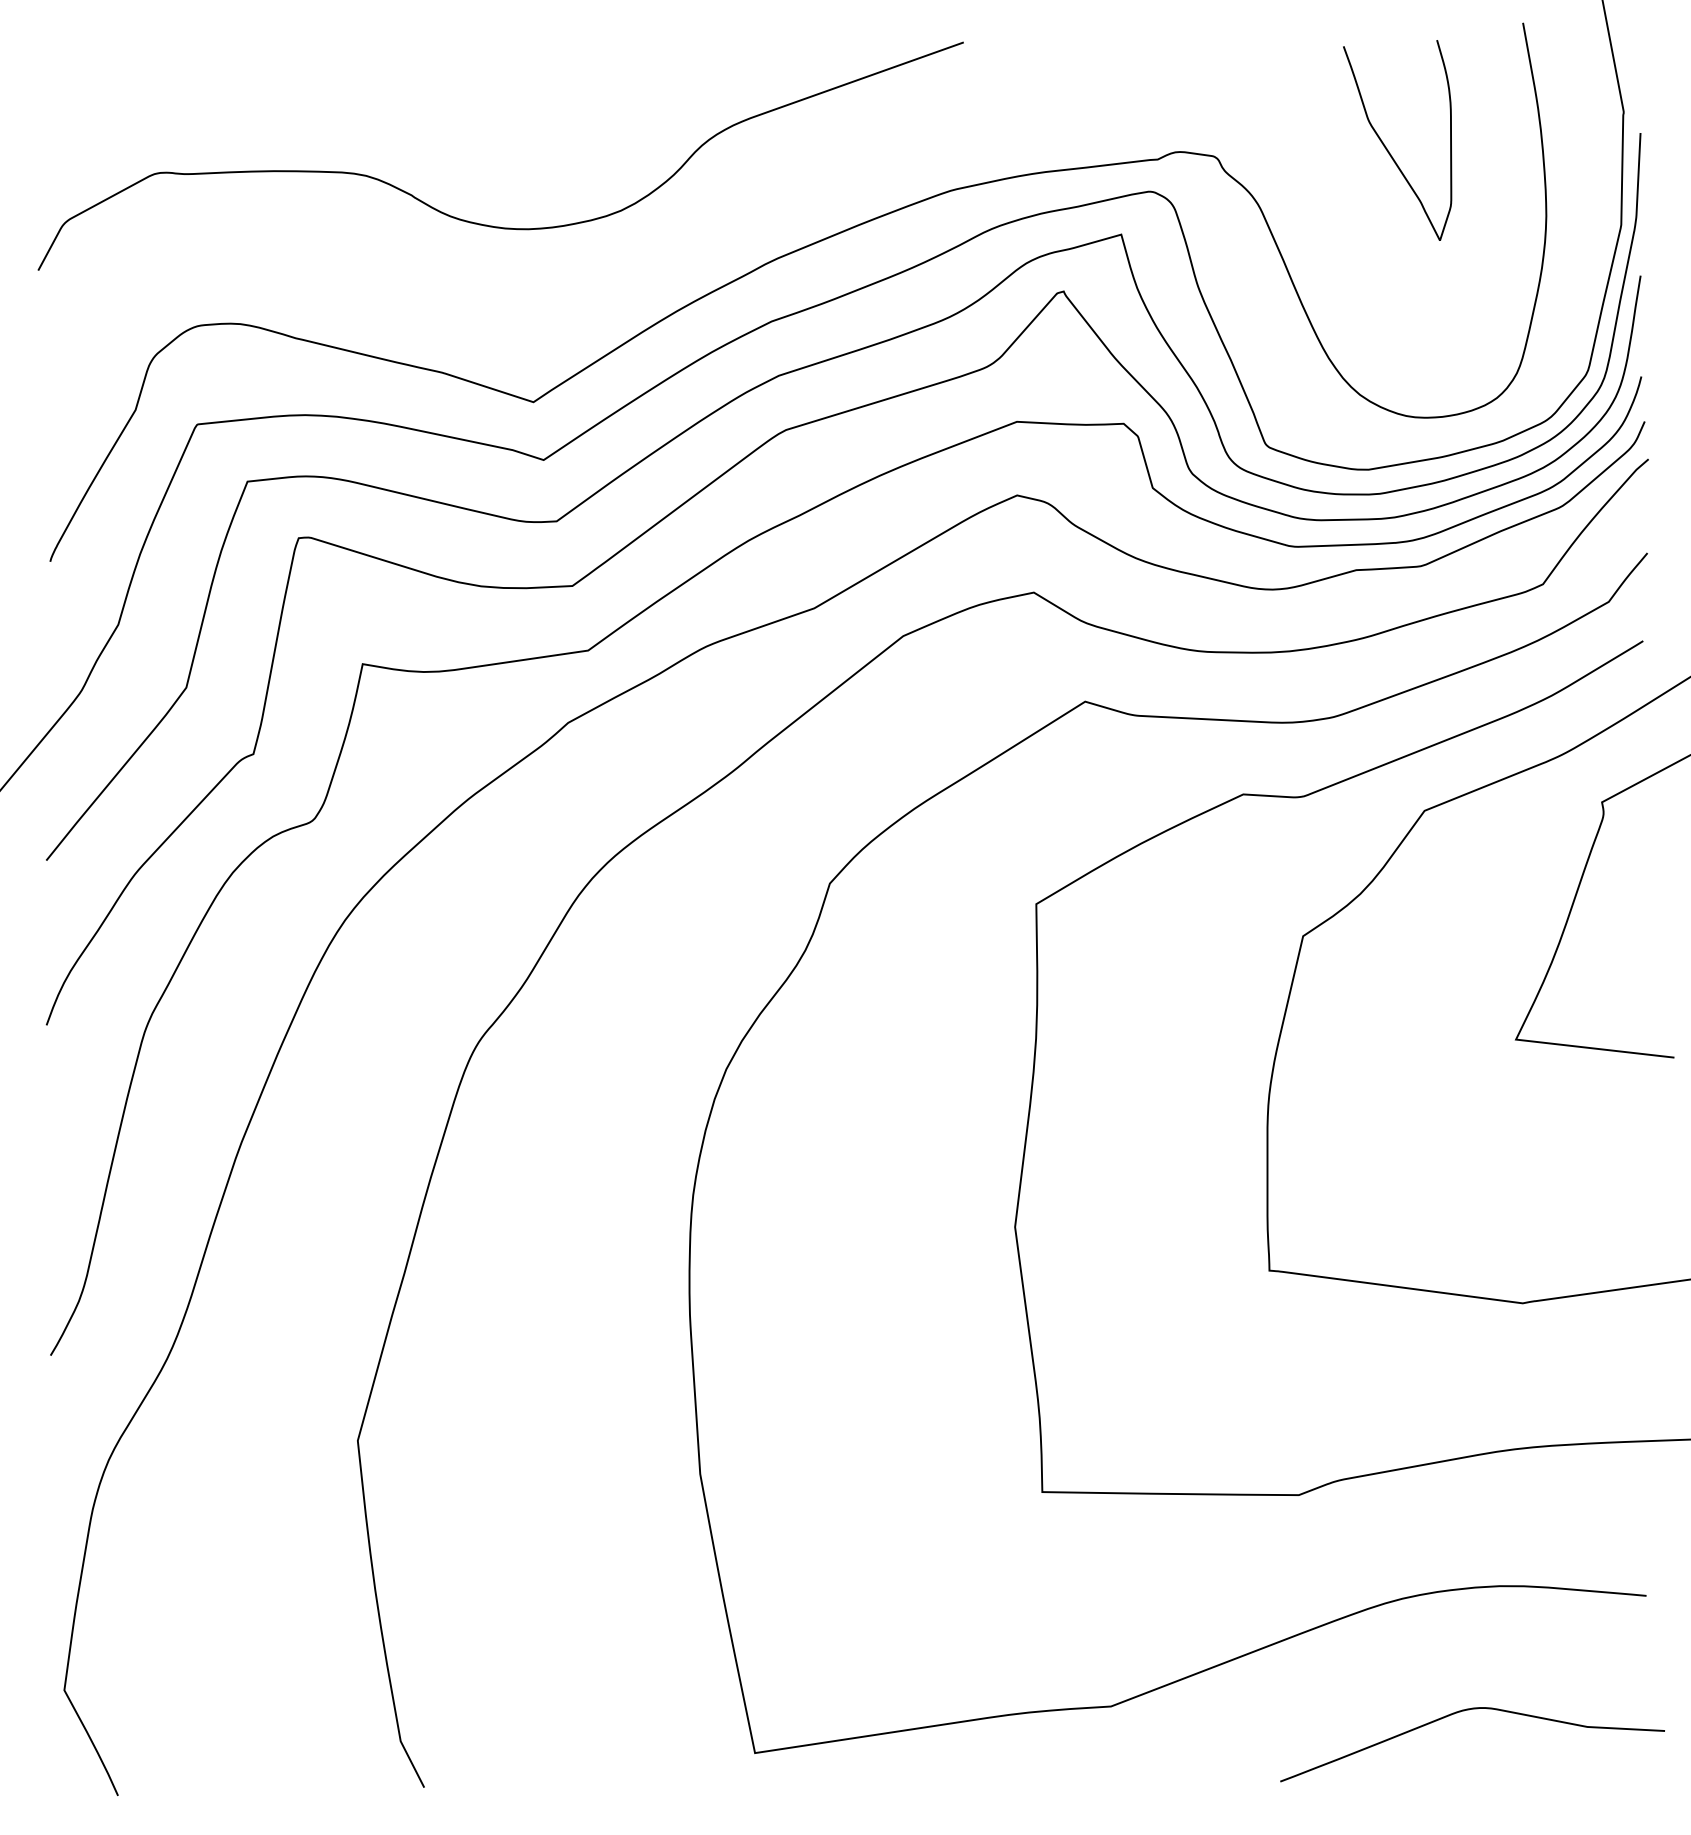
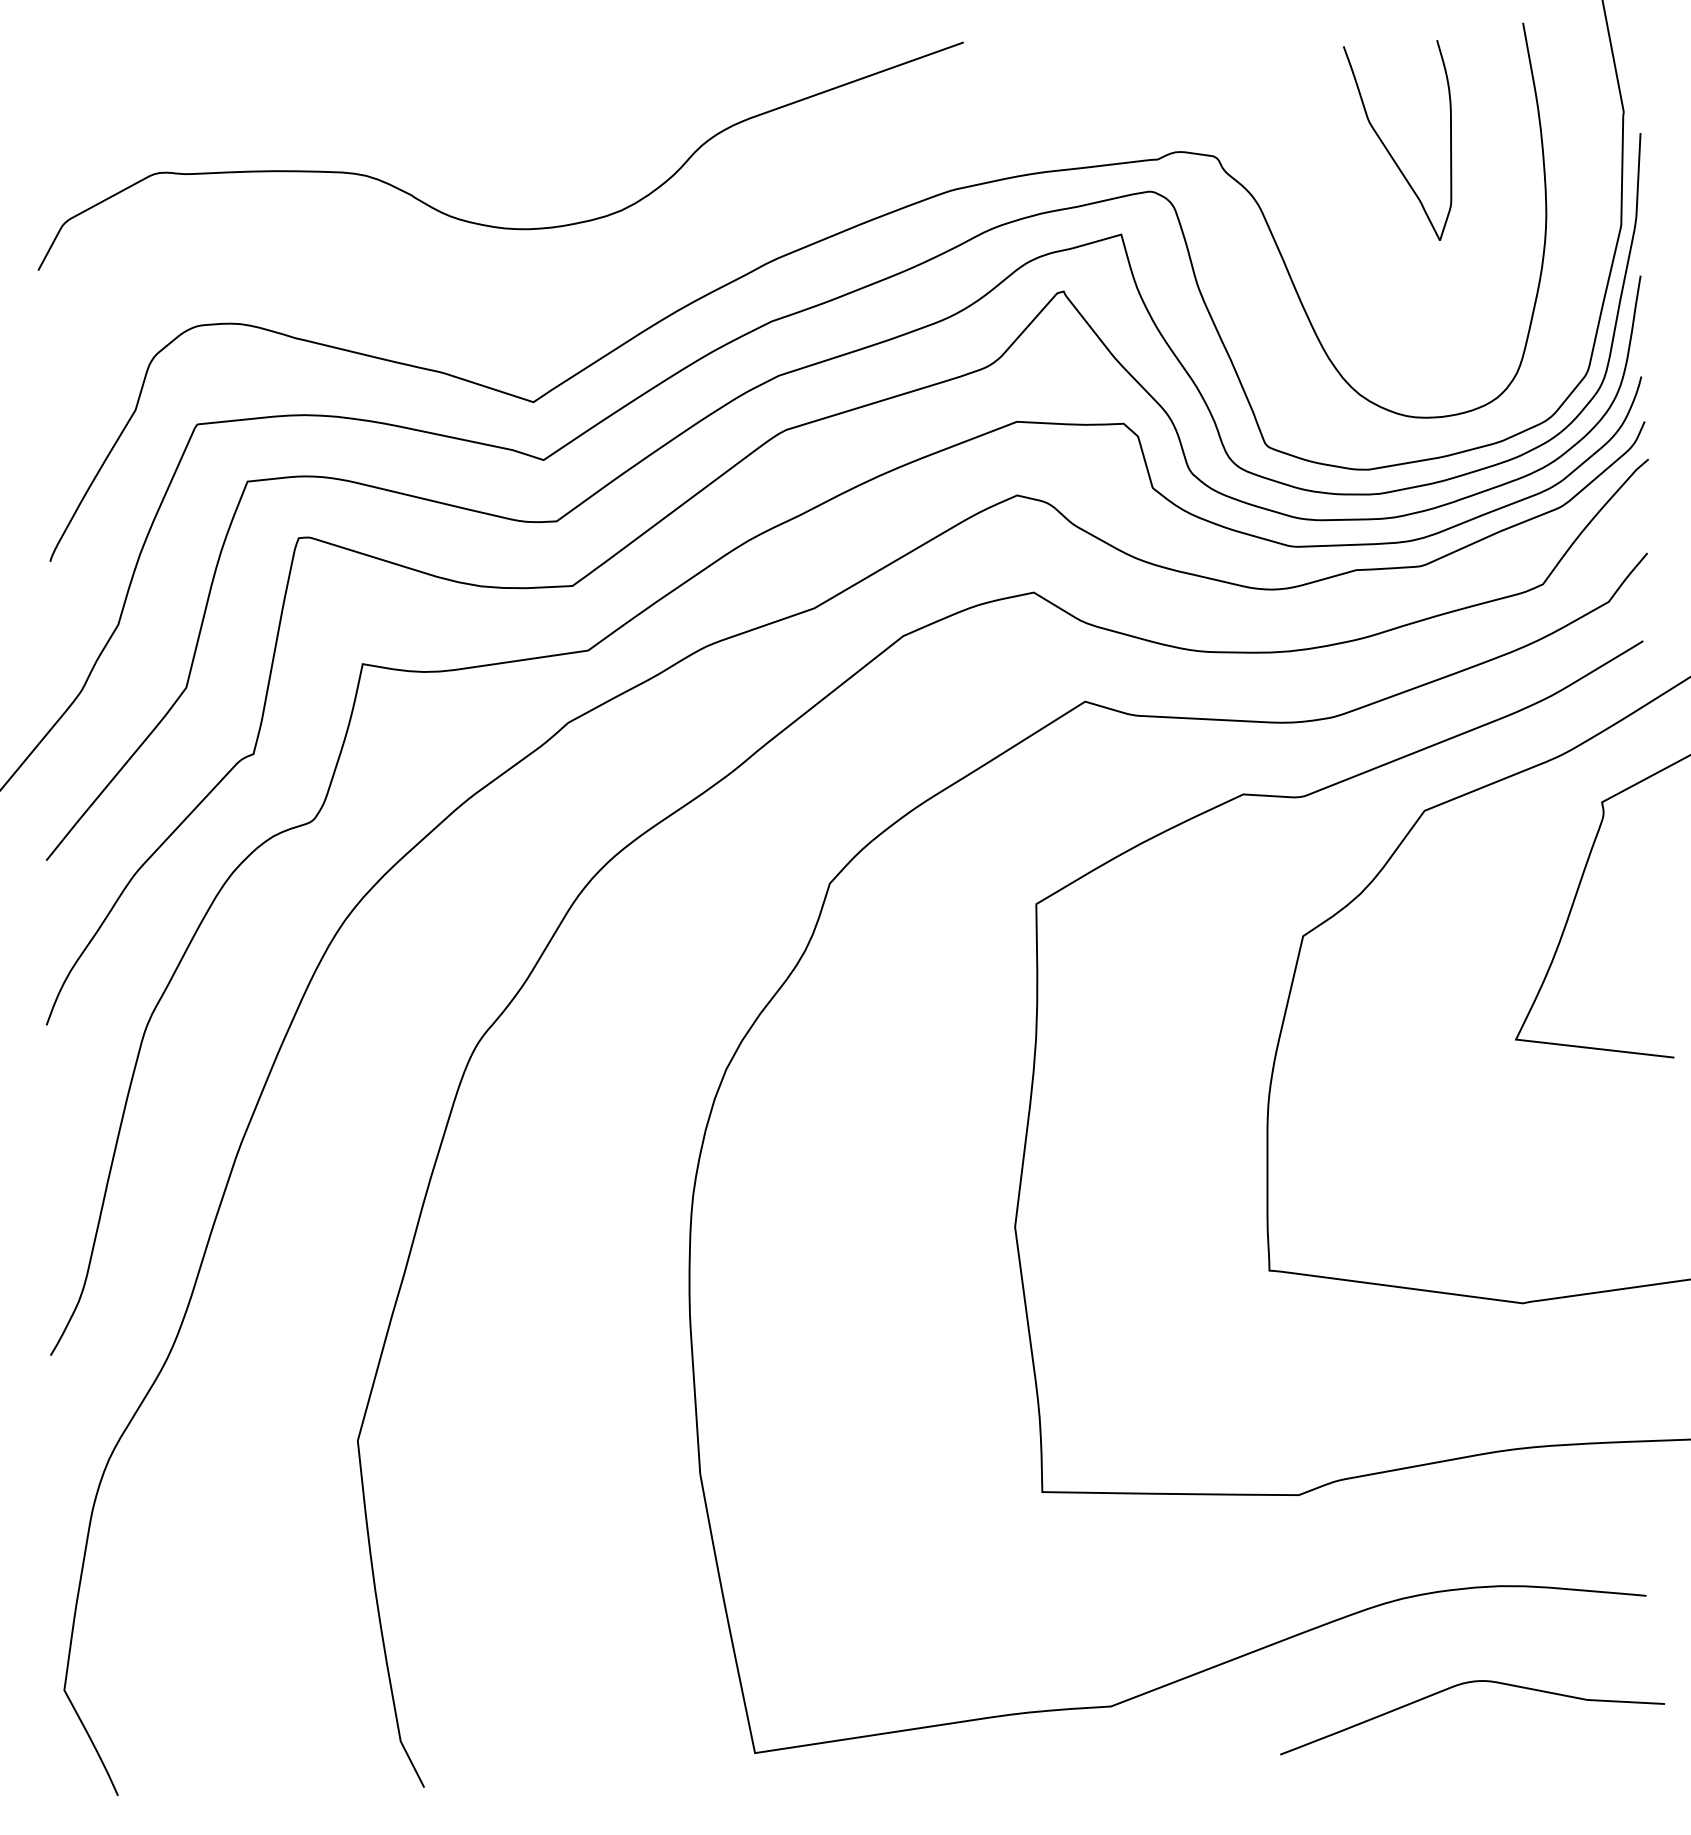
curve position: (1464, 1711) -> (1464, 1684) (1464, 1684)
